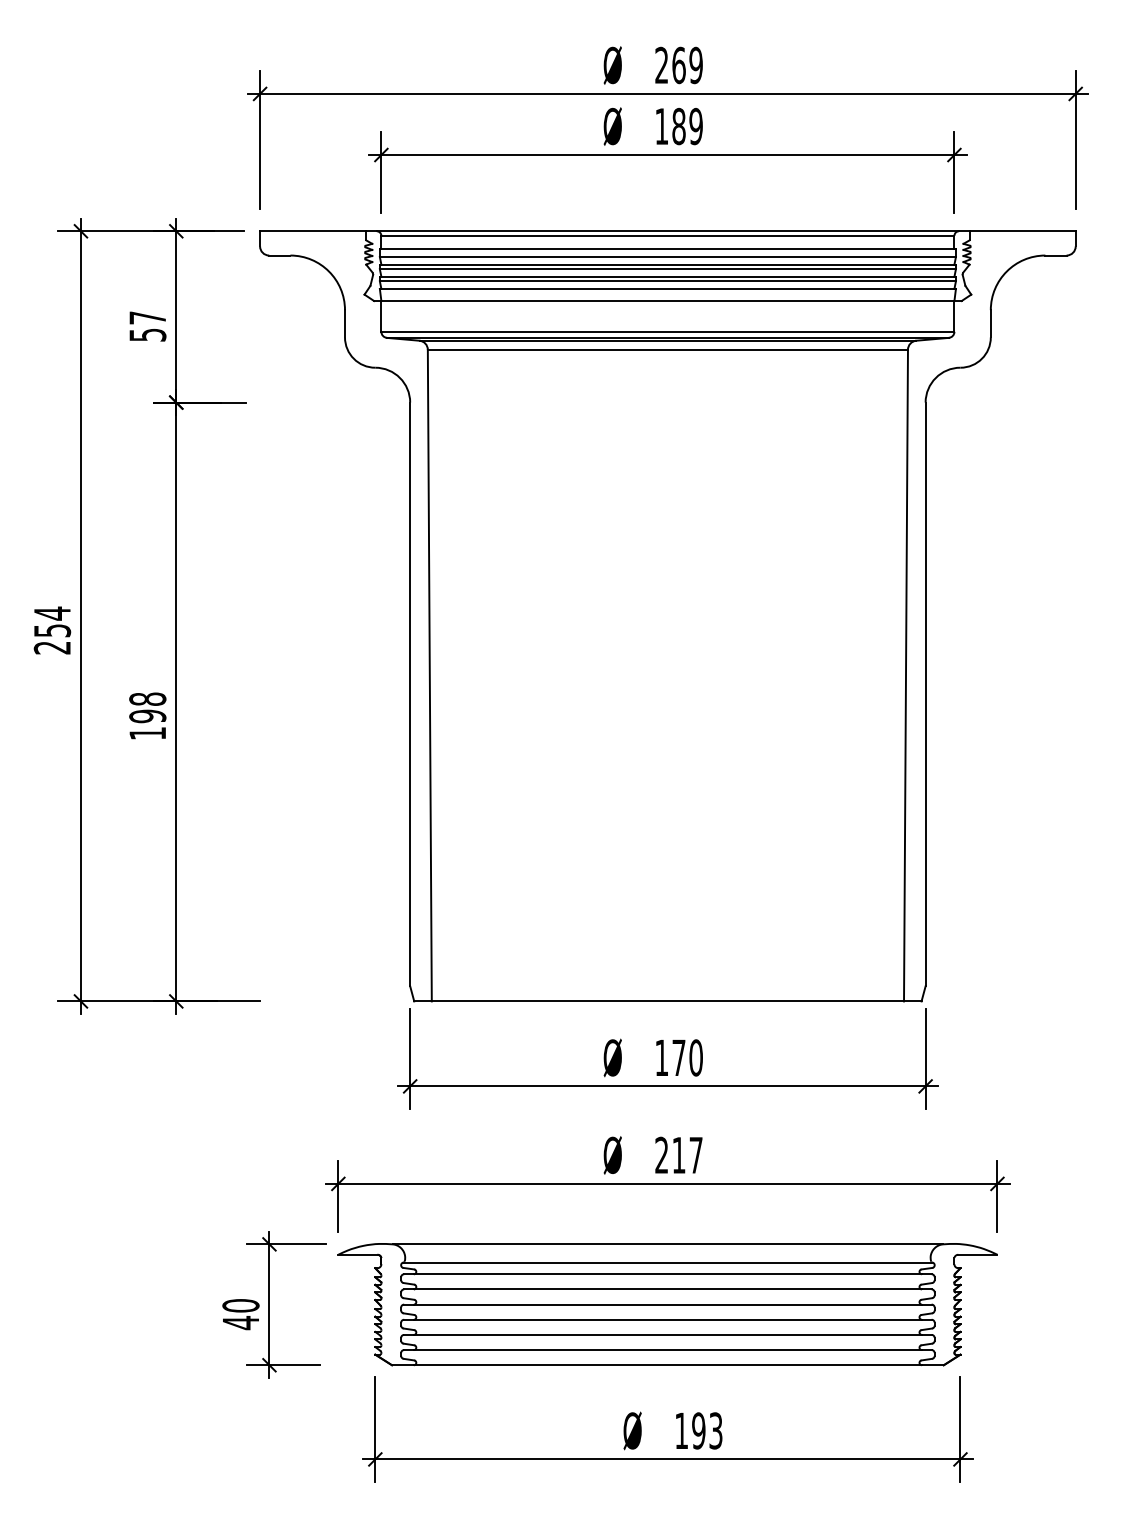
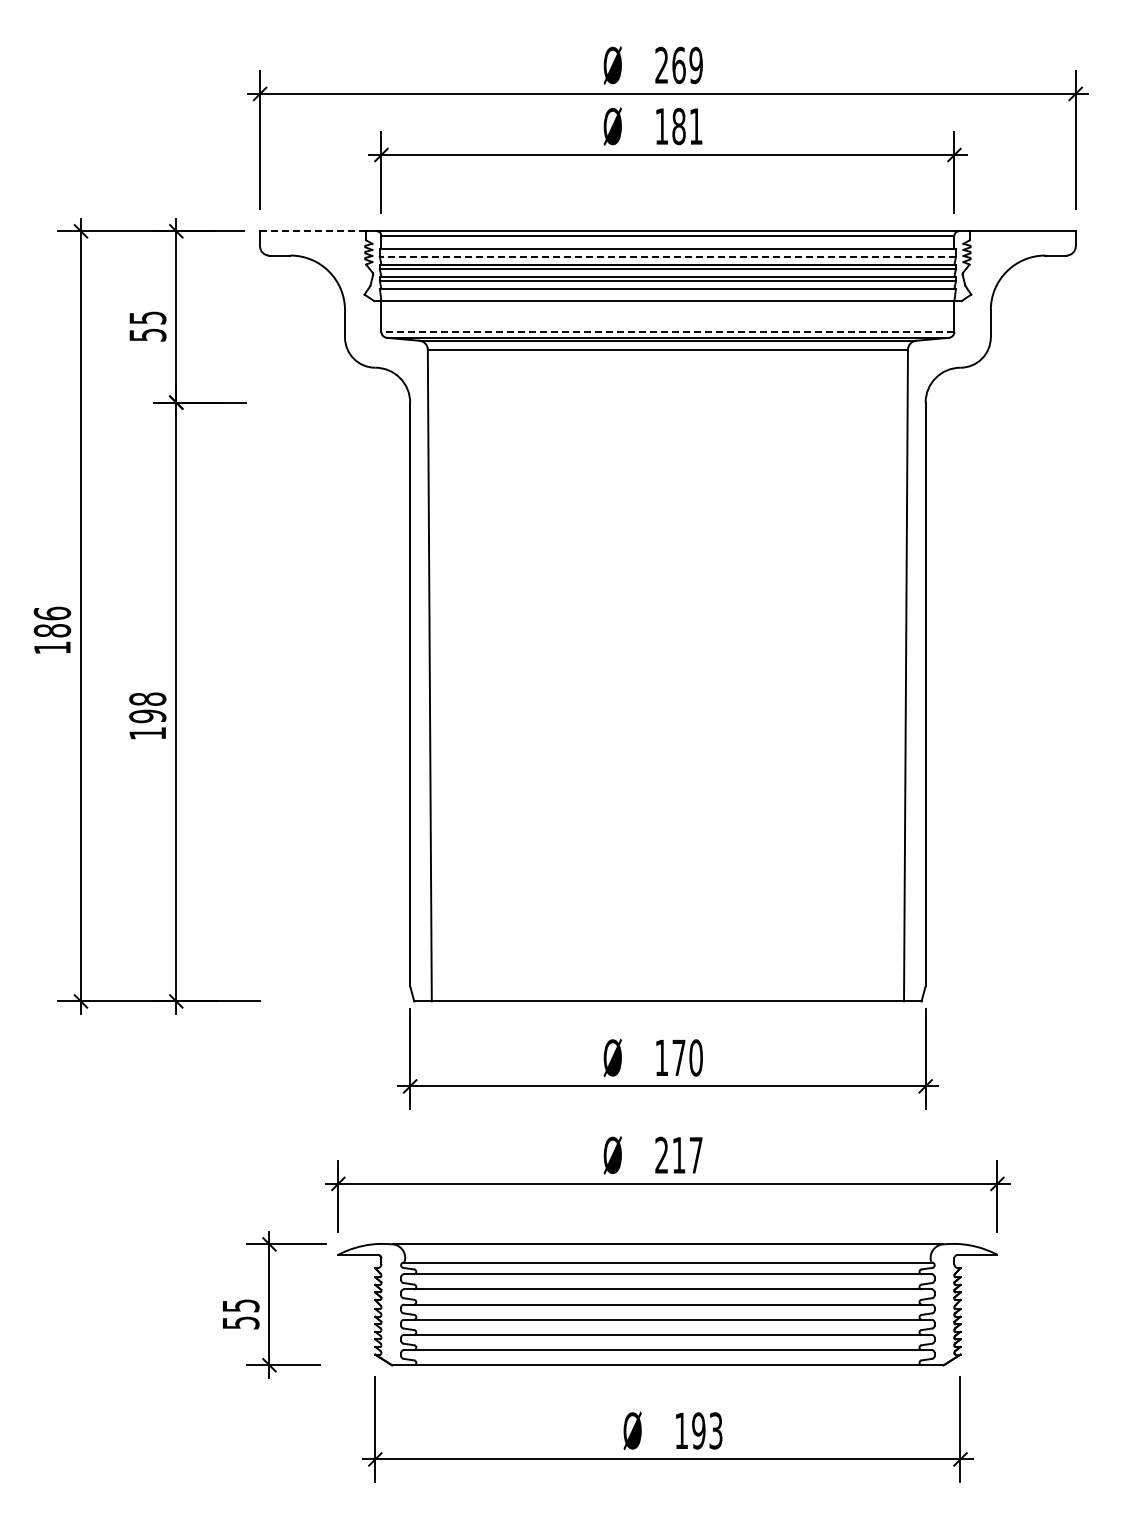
text: 189 -> 181 (695, 126)
line: solid -> dashed (312, 231)
line: solid -> dashed (667, 257)
text: 57 -> 55 (147, 317)
line: solid -> dashed (667, 331)
text: 254 -> 186 (52, 630)
text: 40 -> 55 (240, 1314)
